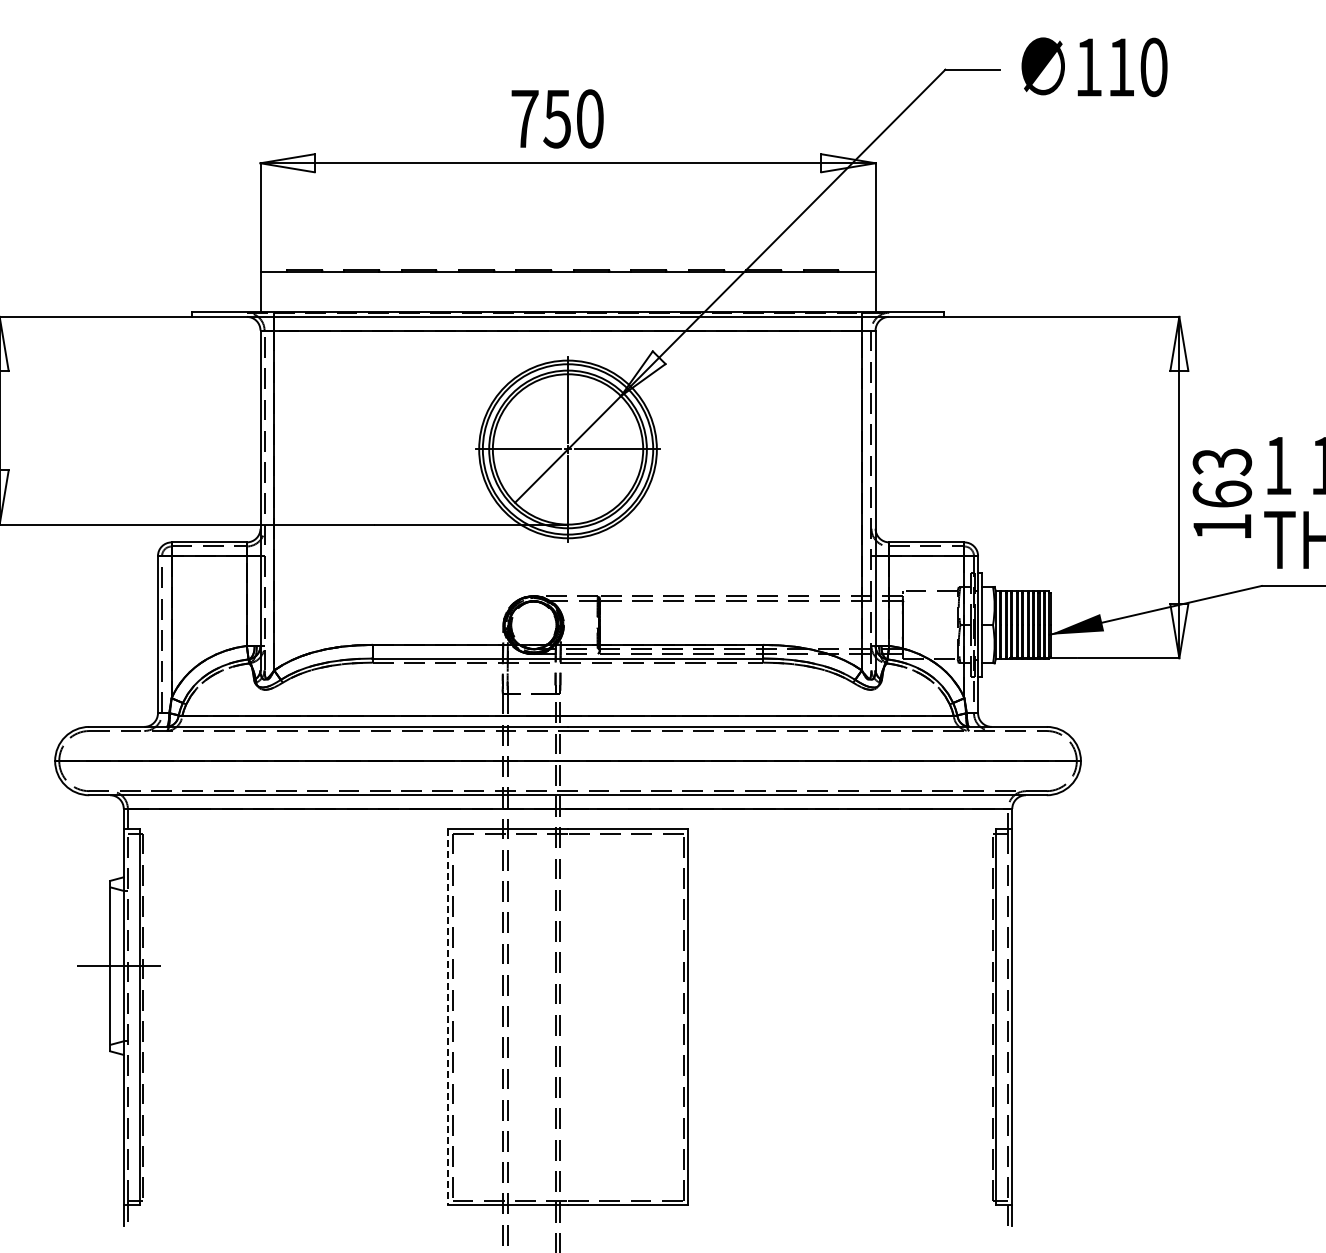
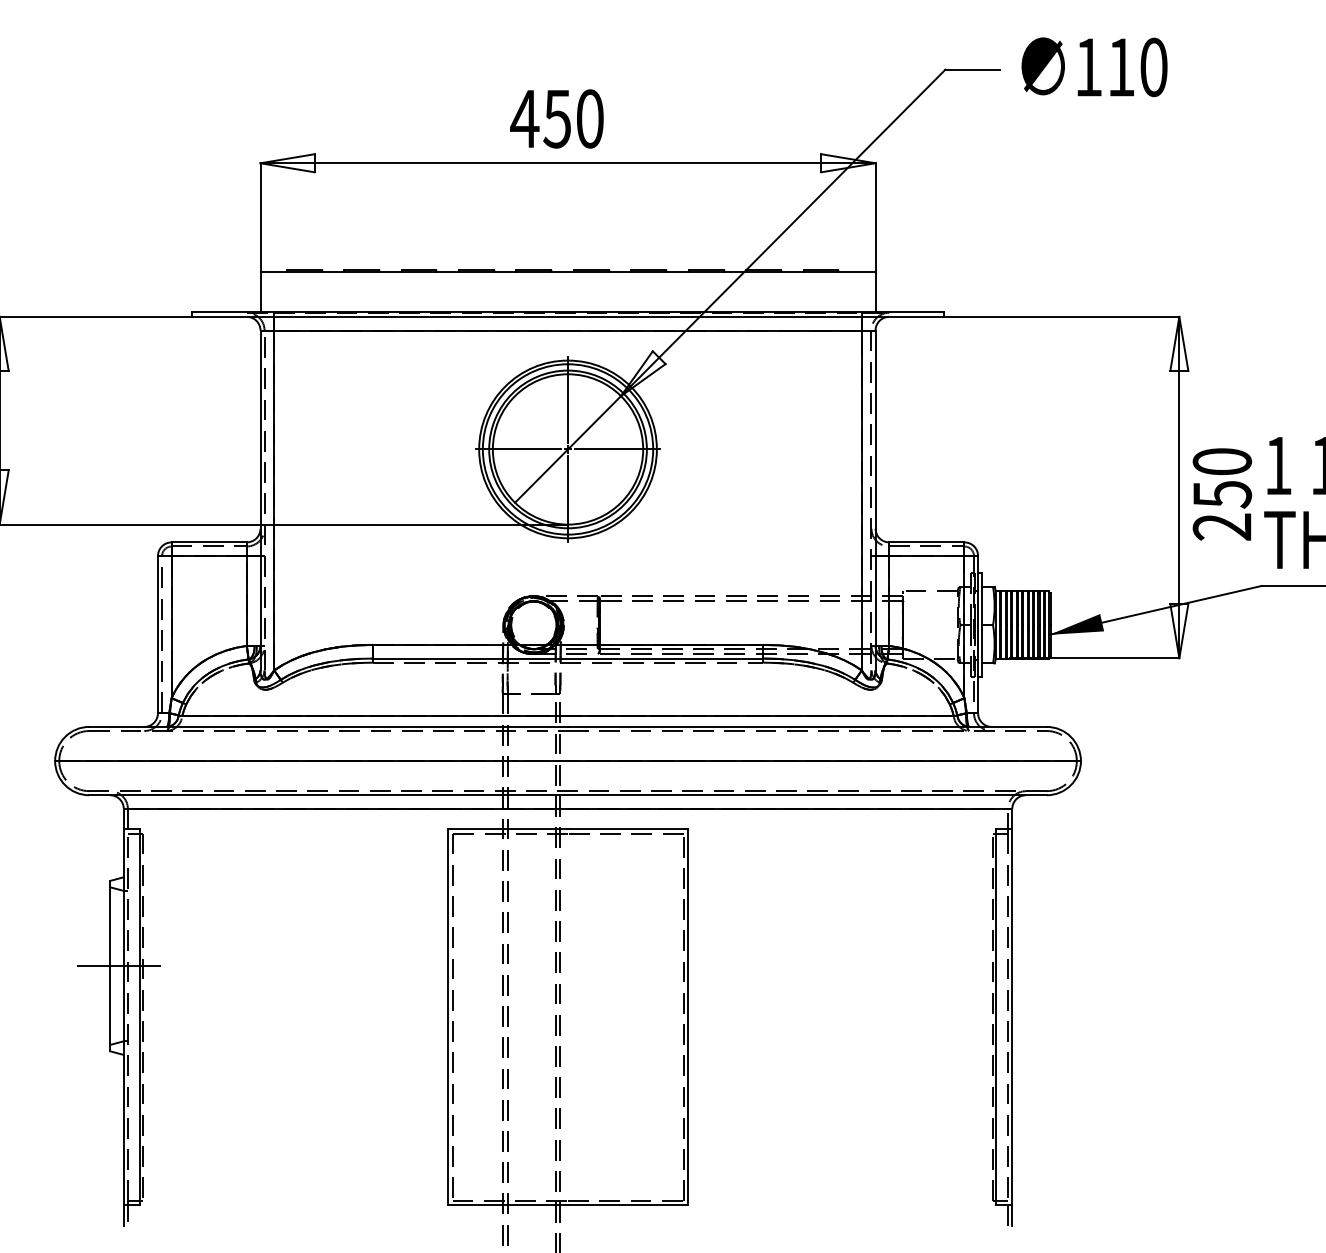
text: 750 -> 450 (524, 118)
text: 163 -> 250 (1222, 494)
line: dashed -> solid (448, 1017)
